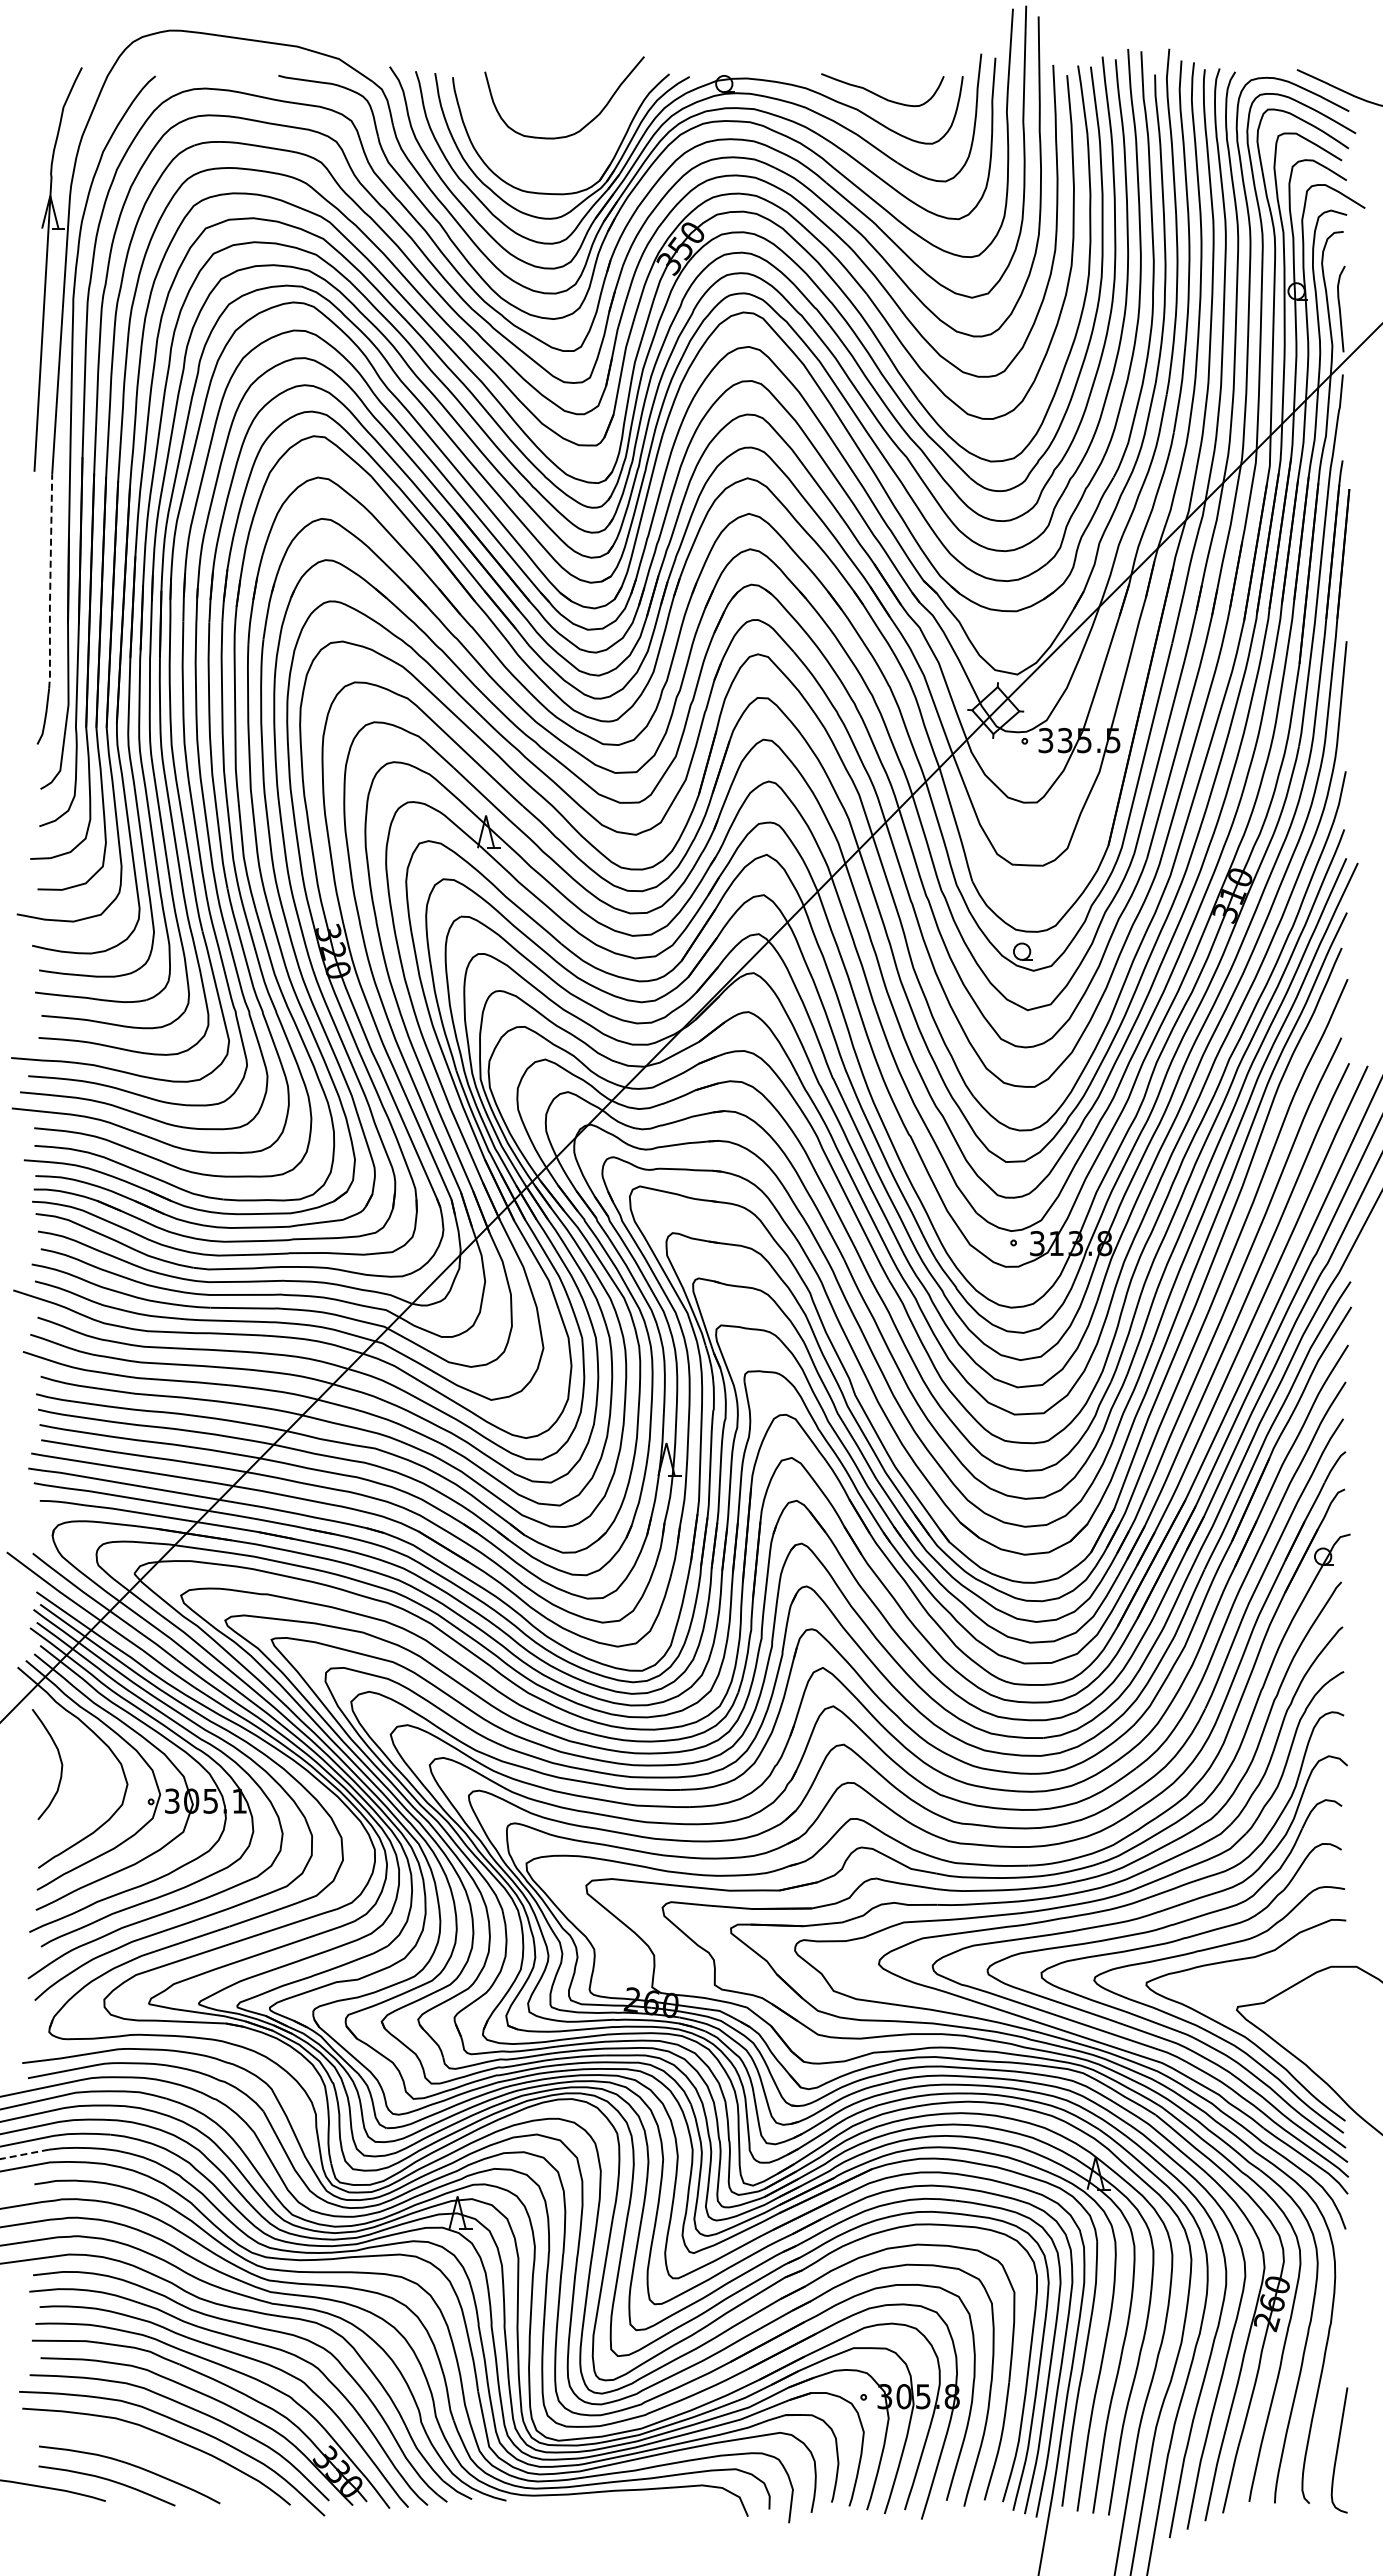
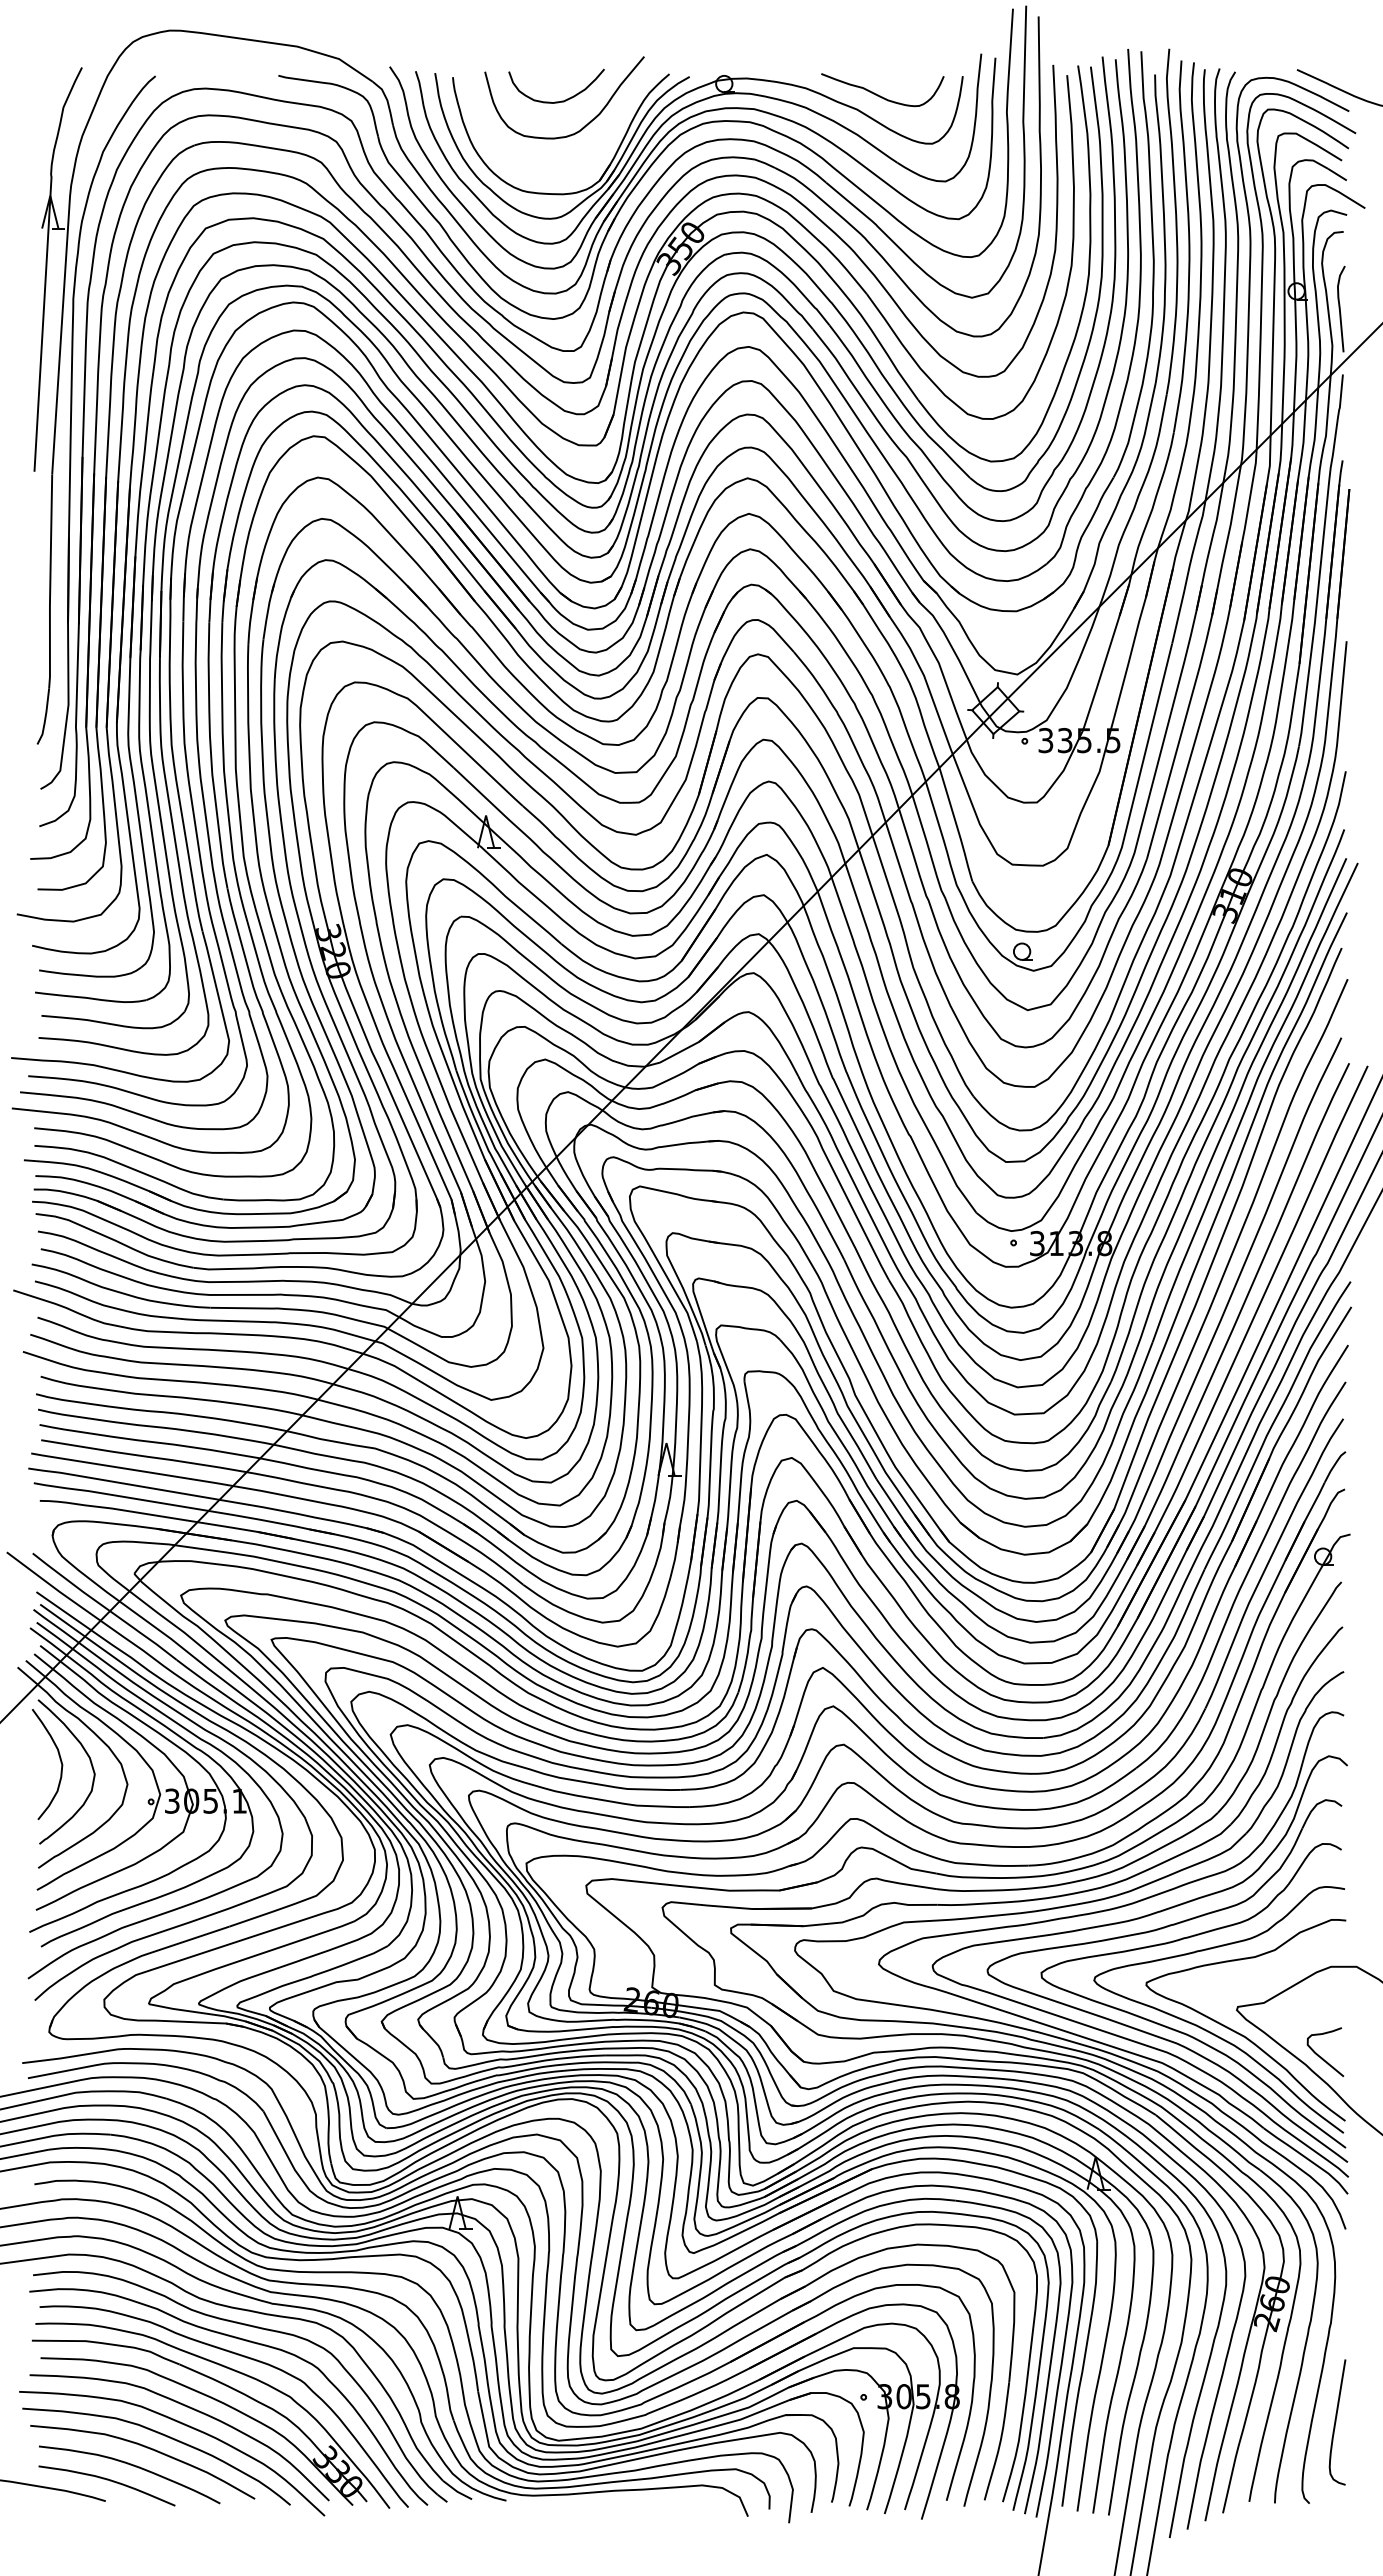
curve: none -> present (561, 100)
line: dashed -> solid (50, 583)
curve: none -> present (90, 1764)
curve: none -> present (1321, 2056)
line: dashed -> solid (24, 2154)
curve: none -> present (149, 2449)
curve position: (1338, 2450) -> (1336, 2422) (1336, 2422)
